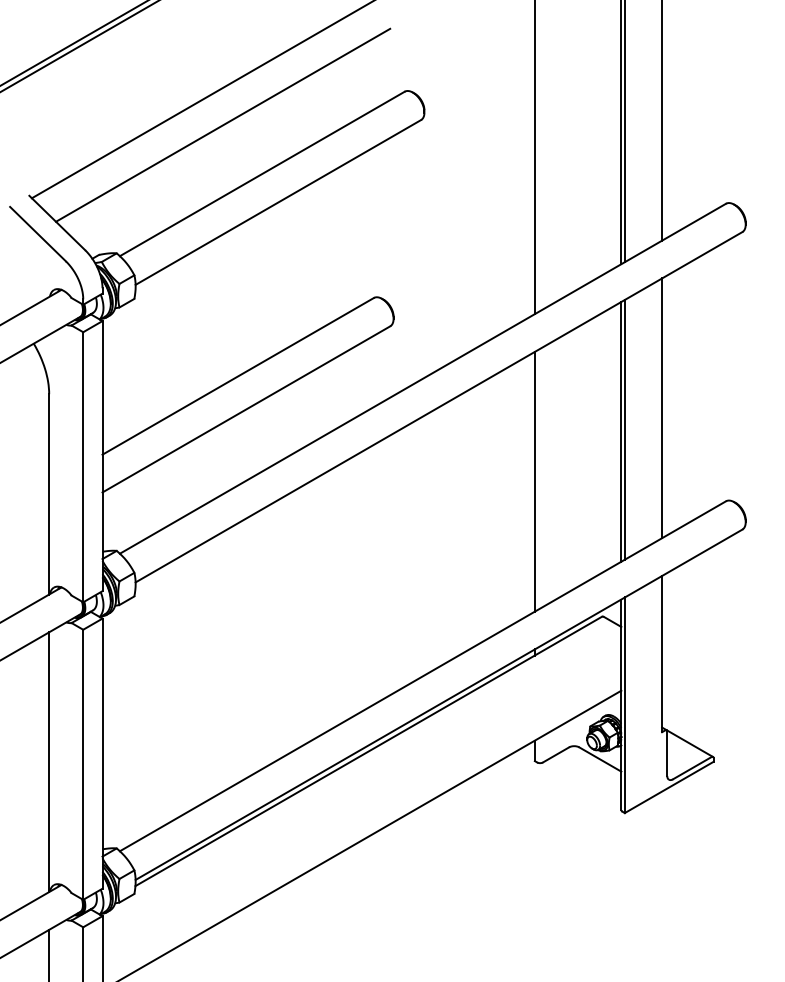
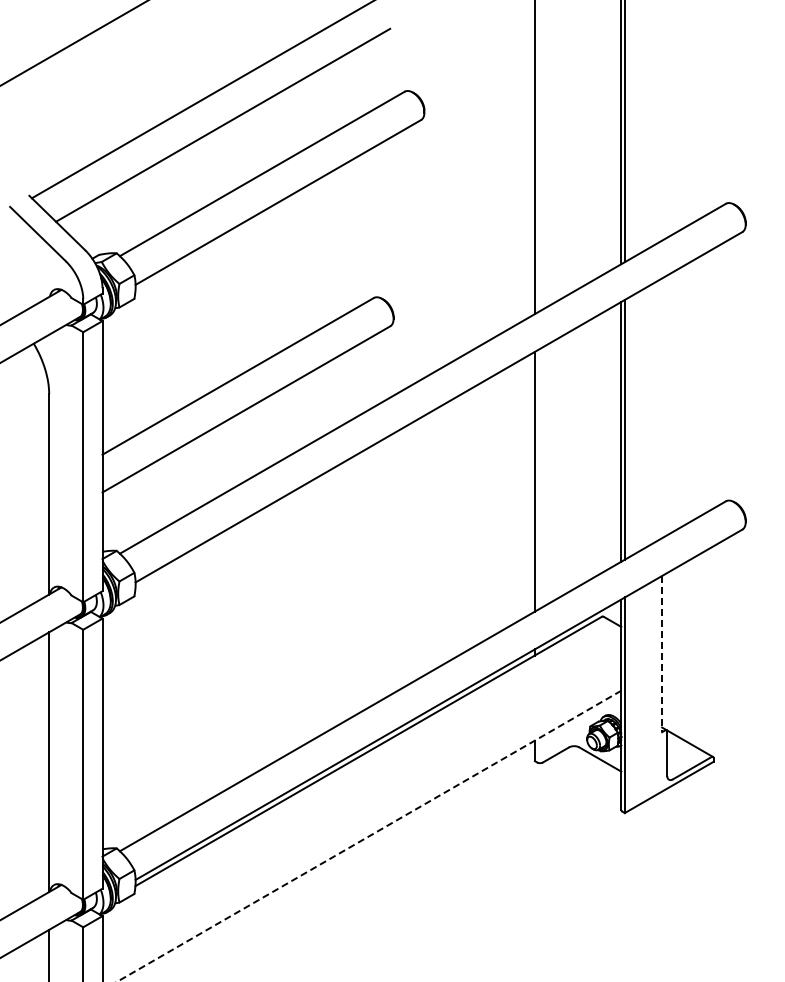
line: present -> none (79, 46)
line: present -> none (662, 121)
line: present -> none (662, 408)
line: solid -> dashed (662, 654)
line: solid -> dashed (368, 836)
